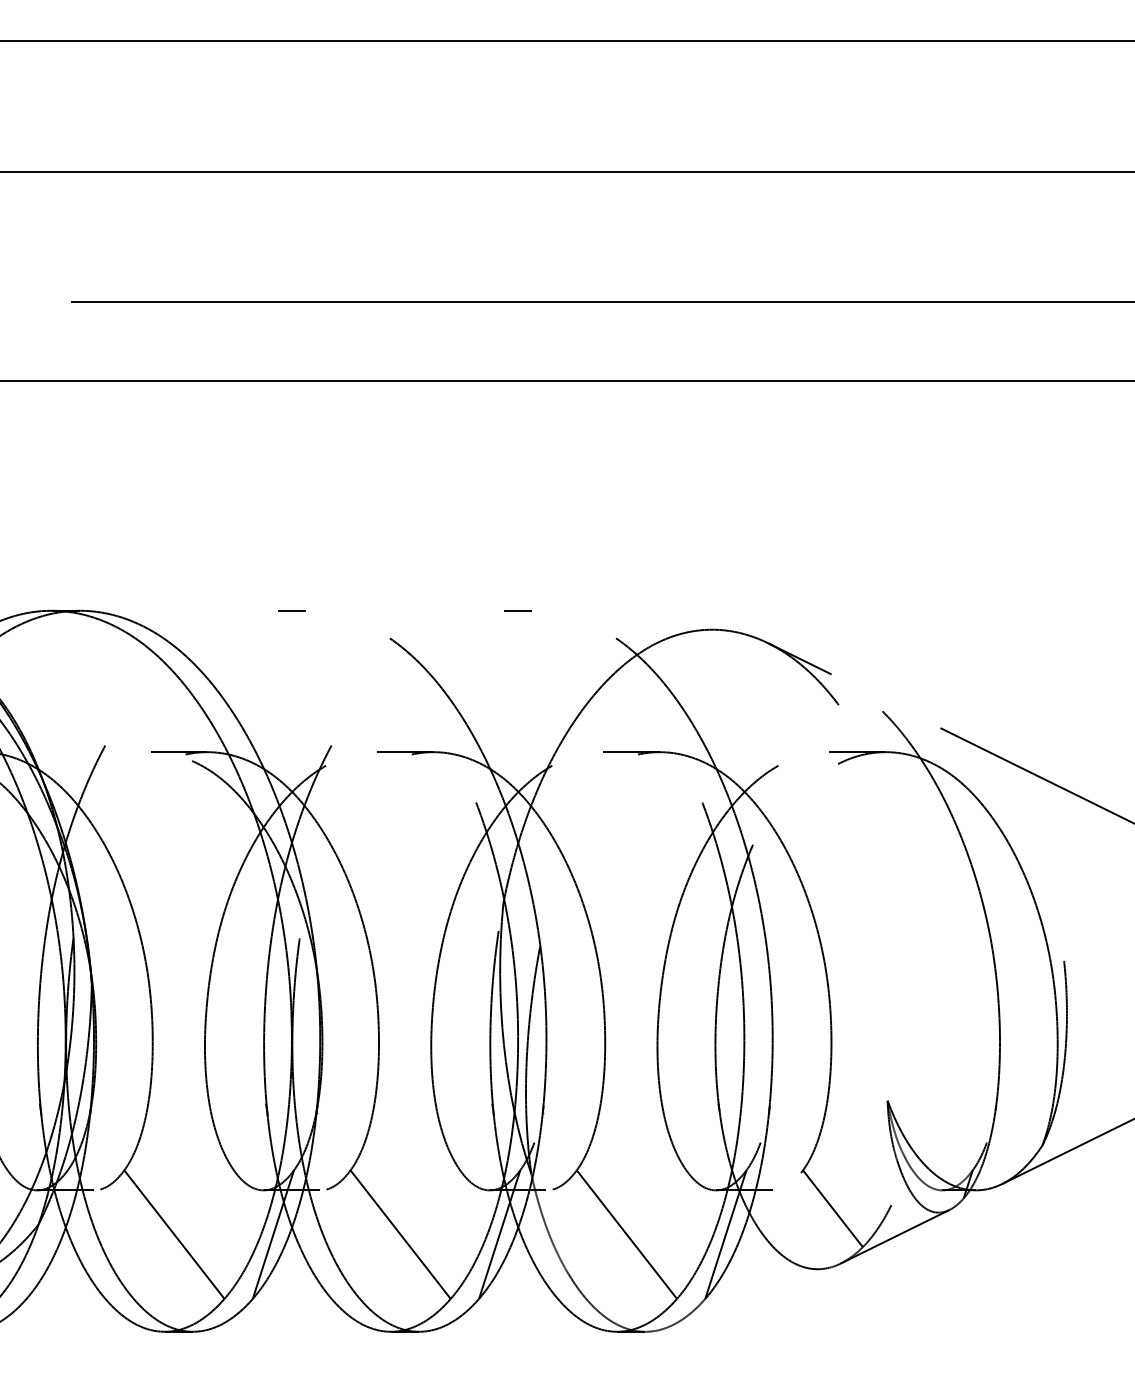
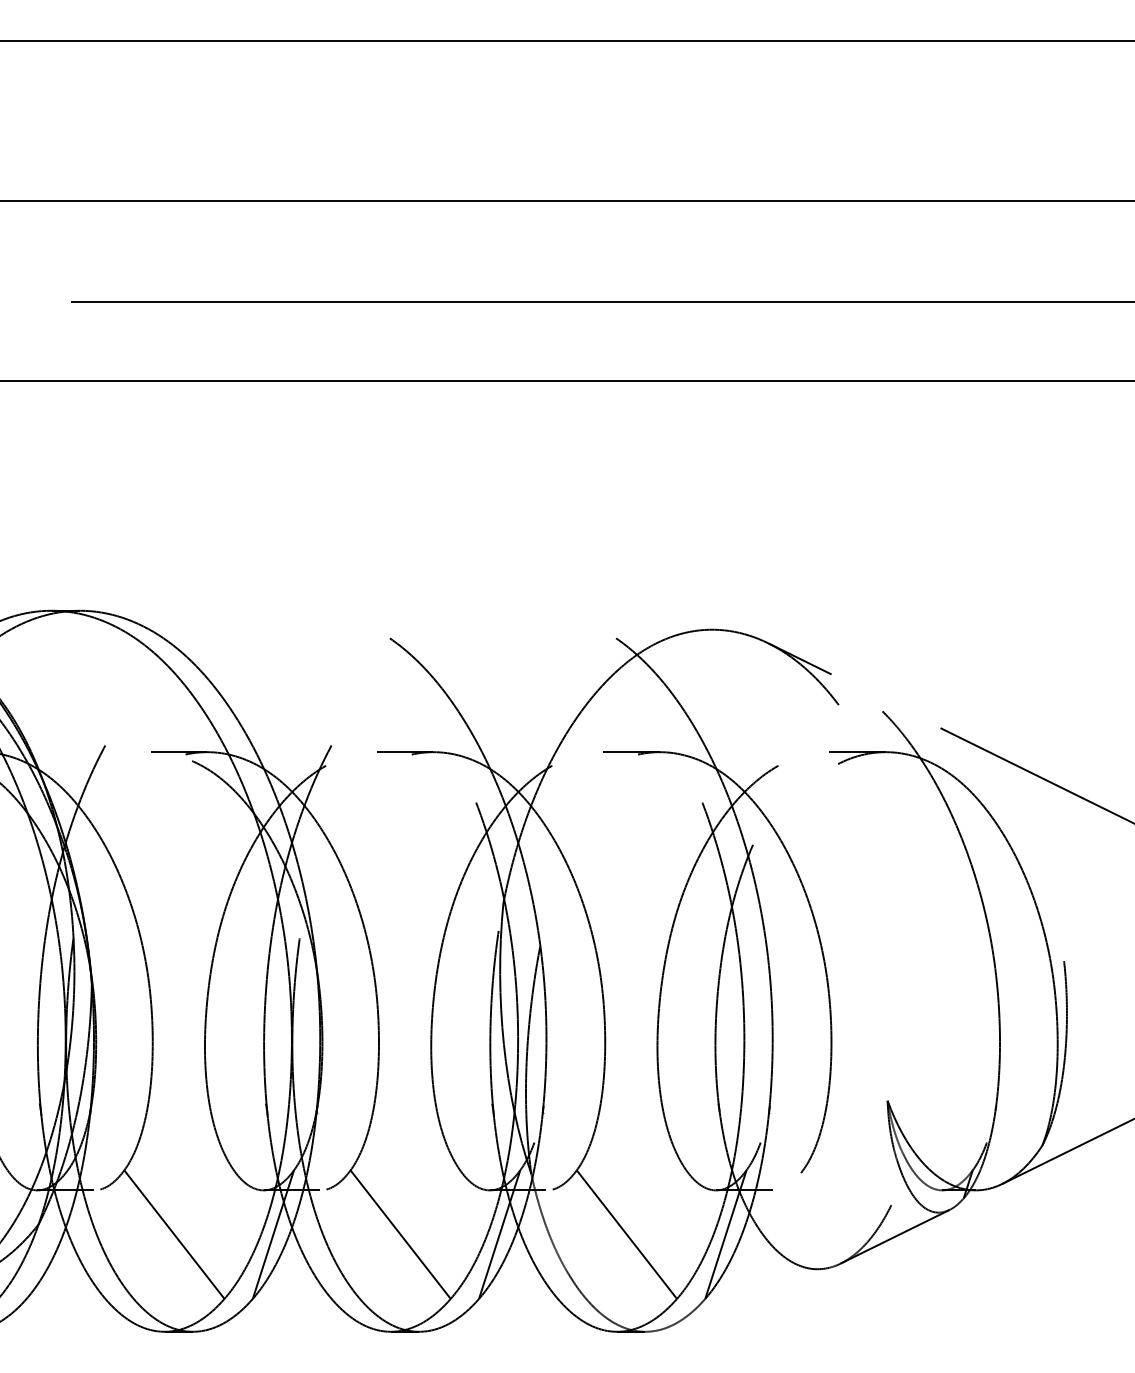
line position: (566, 171) -> (566, 200) (566, 200)
line: present -> none (291, 610)
line: present -> none (518, 610)
line: present -> none (832, 1208)
